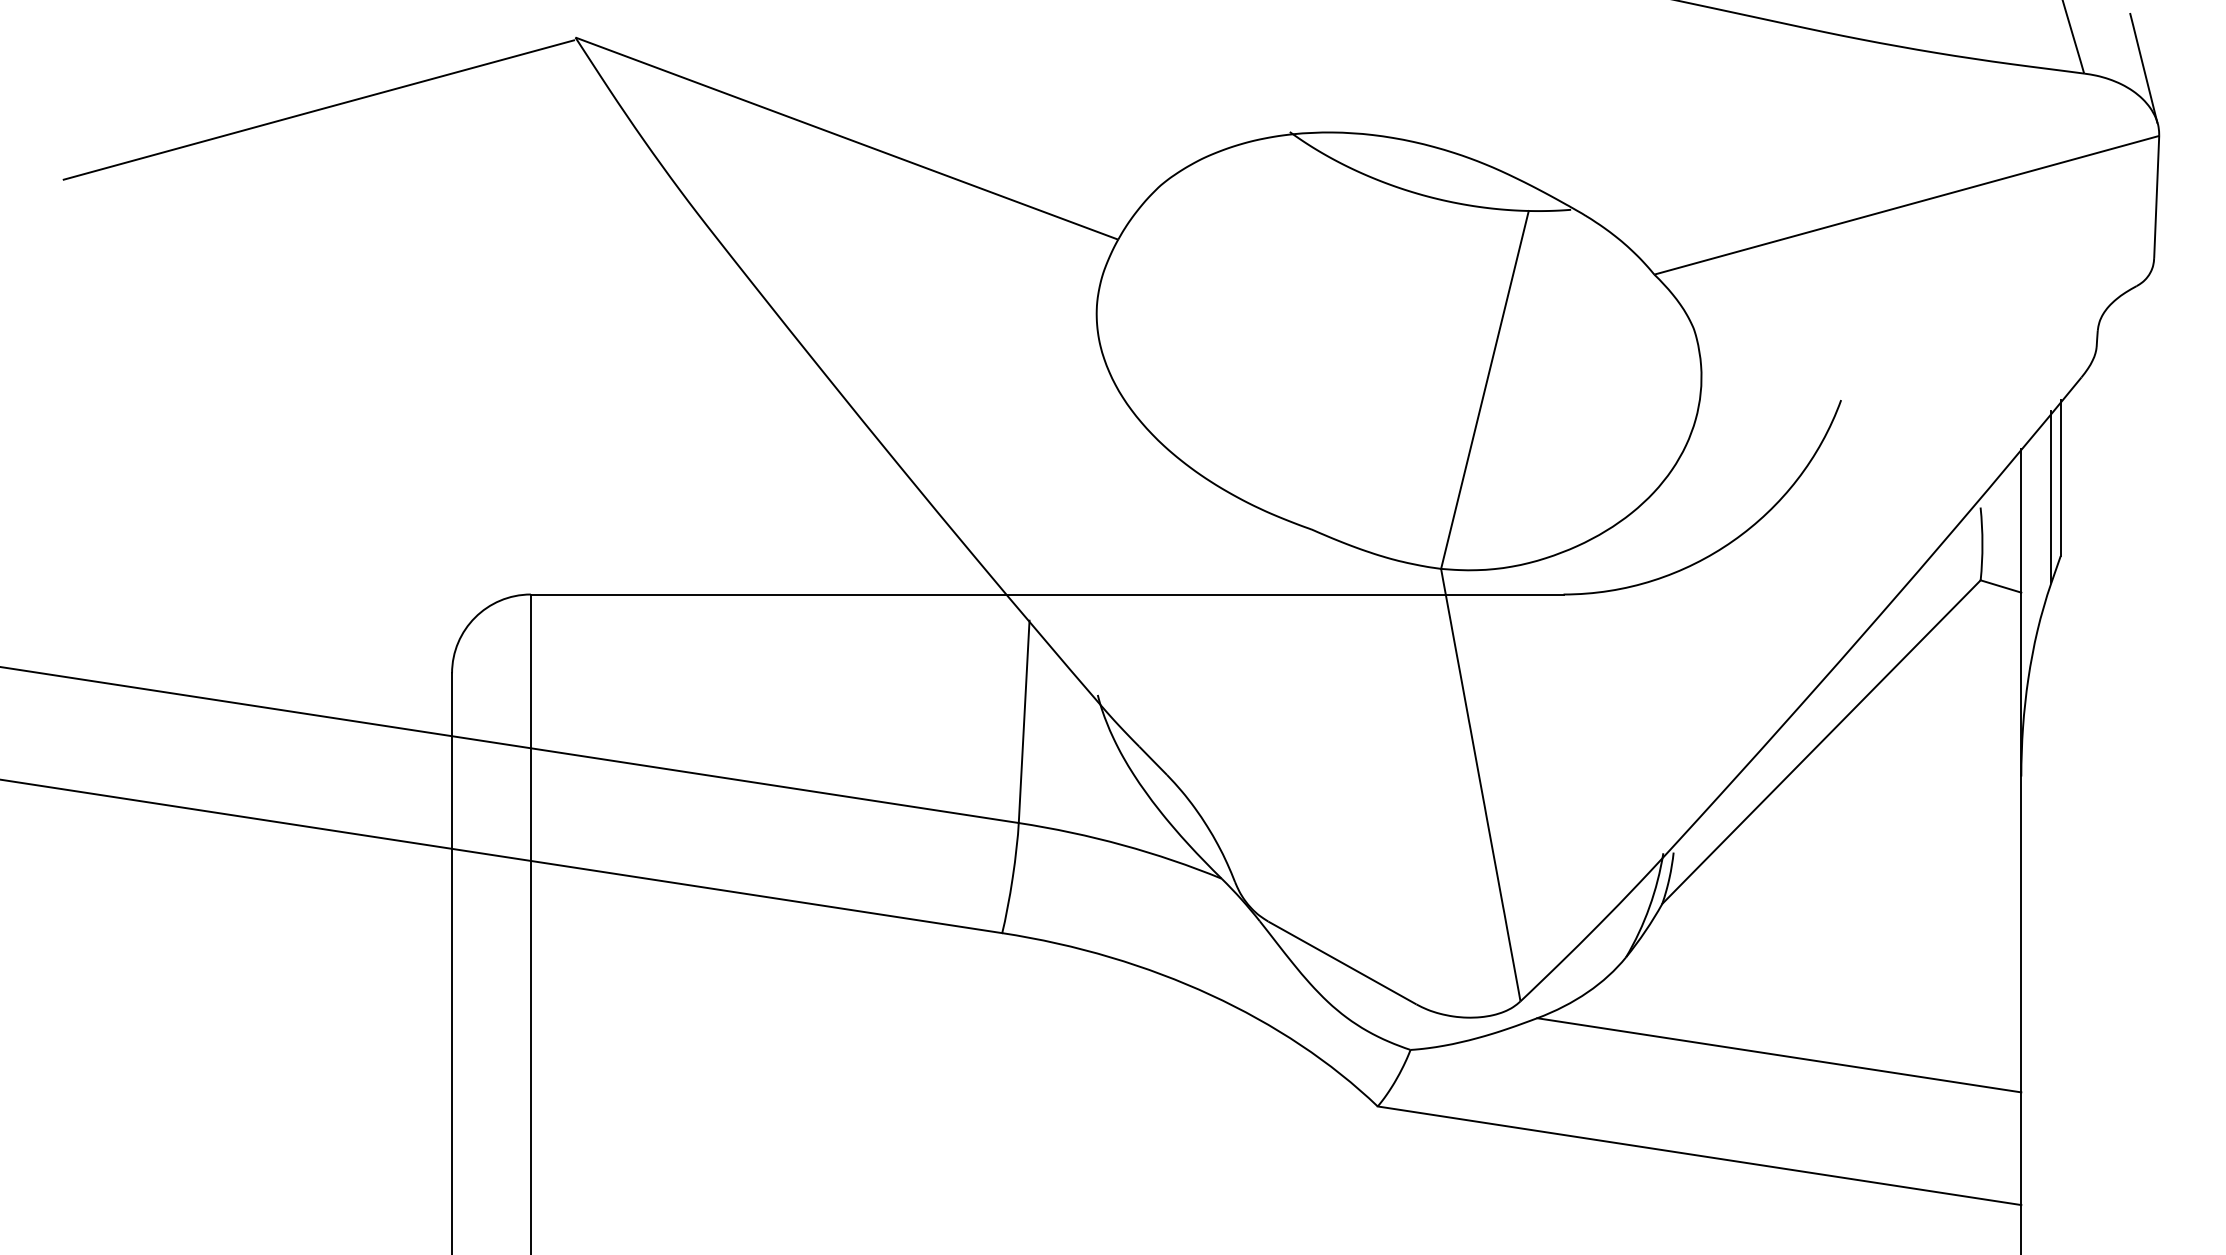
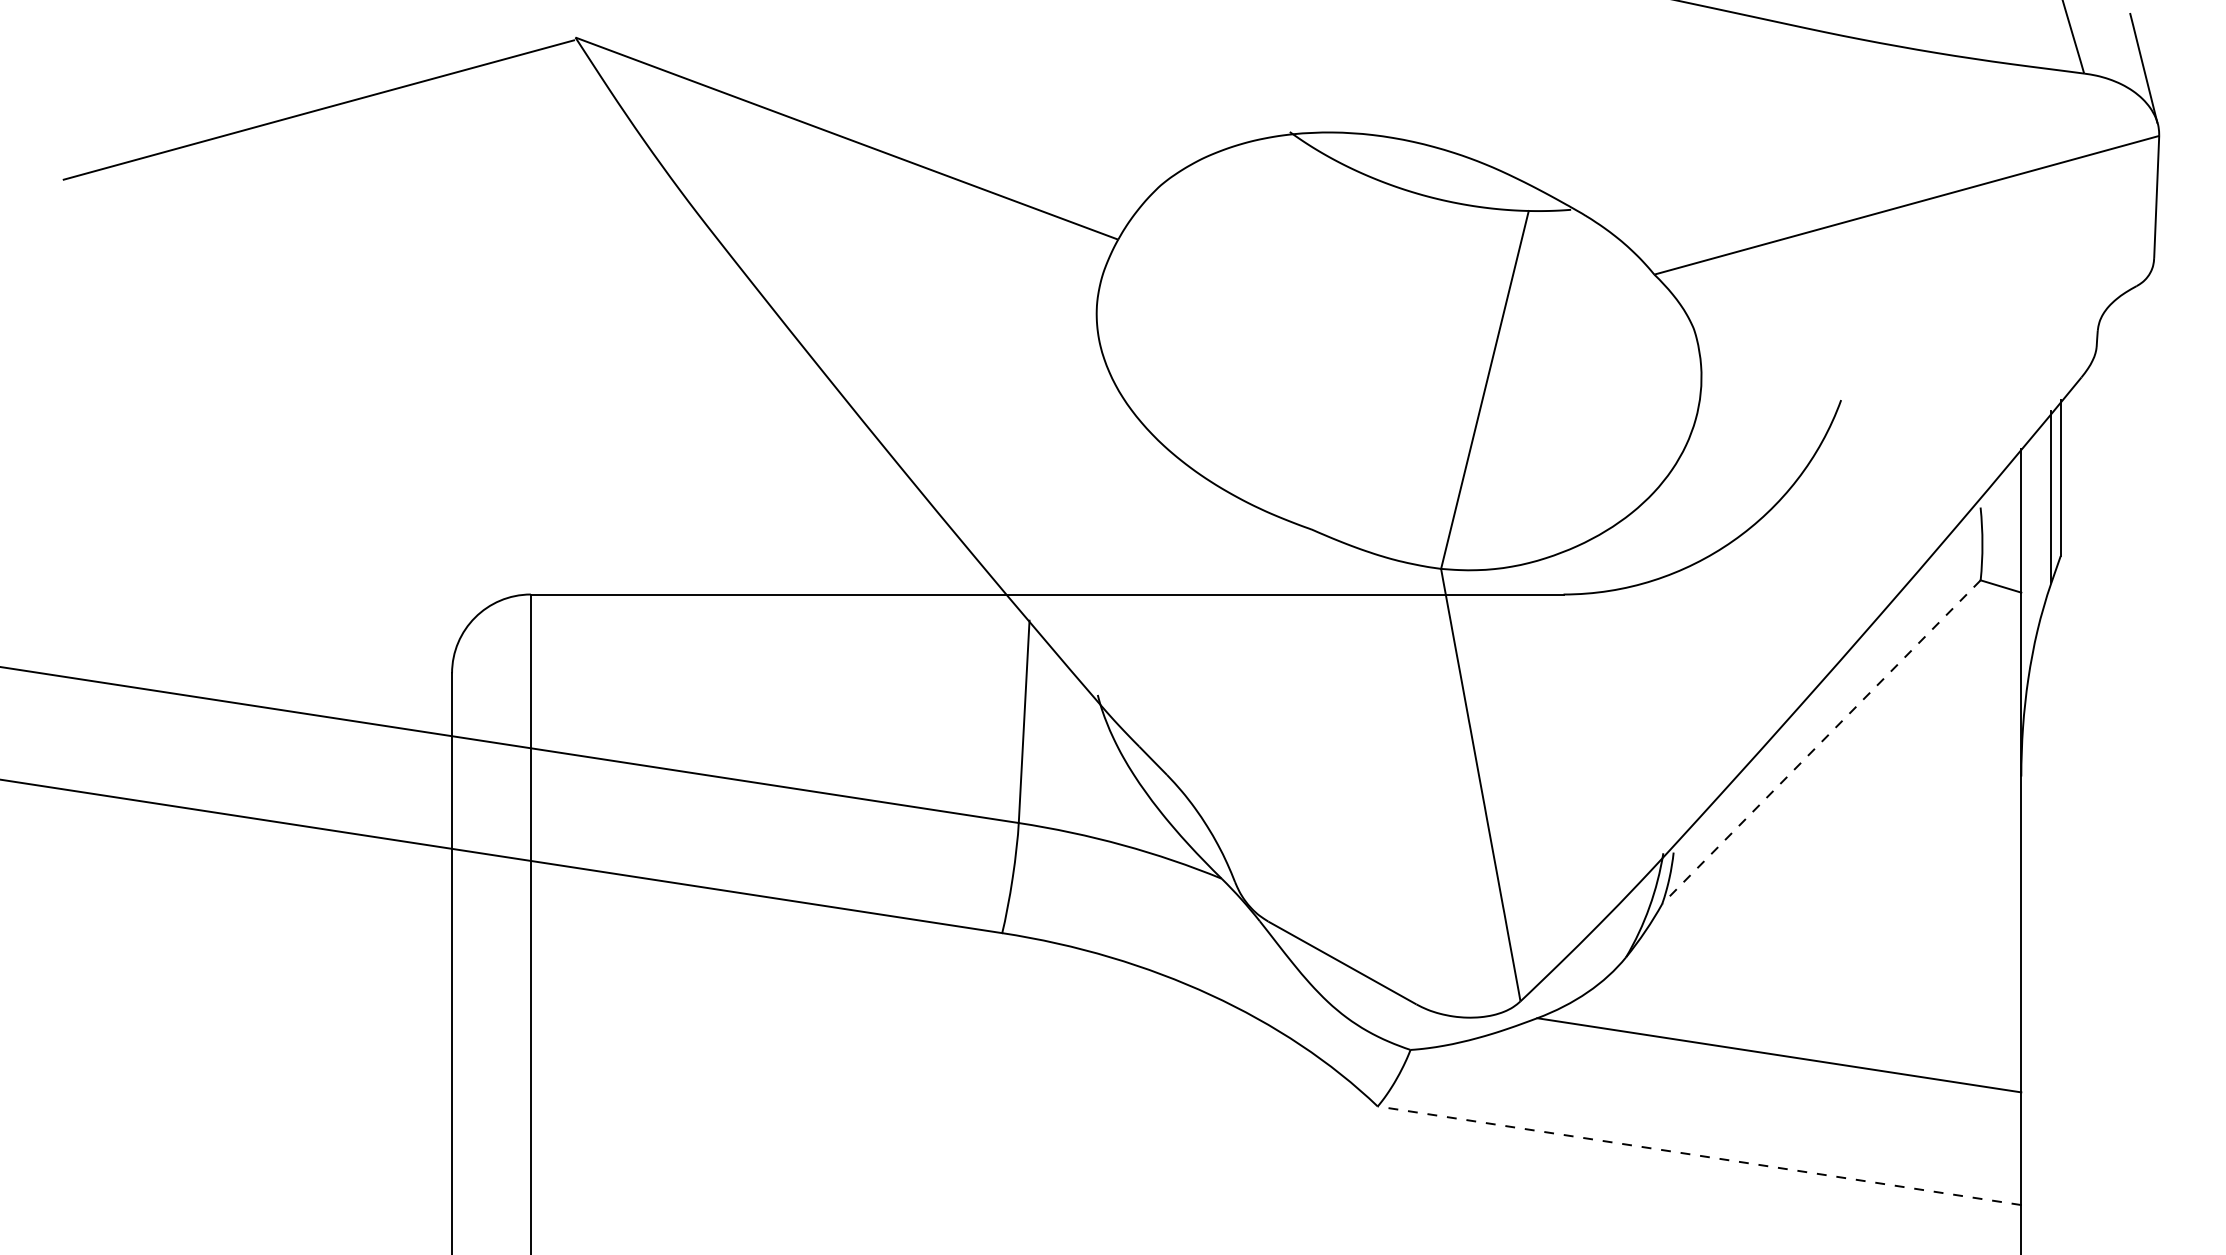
line: solid -> dashed (1821, 742)
line: solid -> dashed (1699, 1155)
